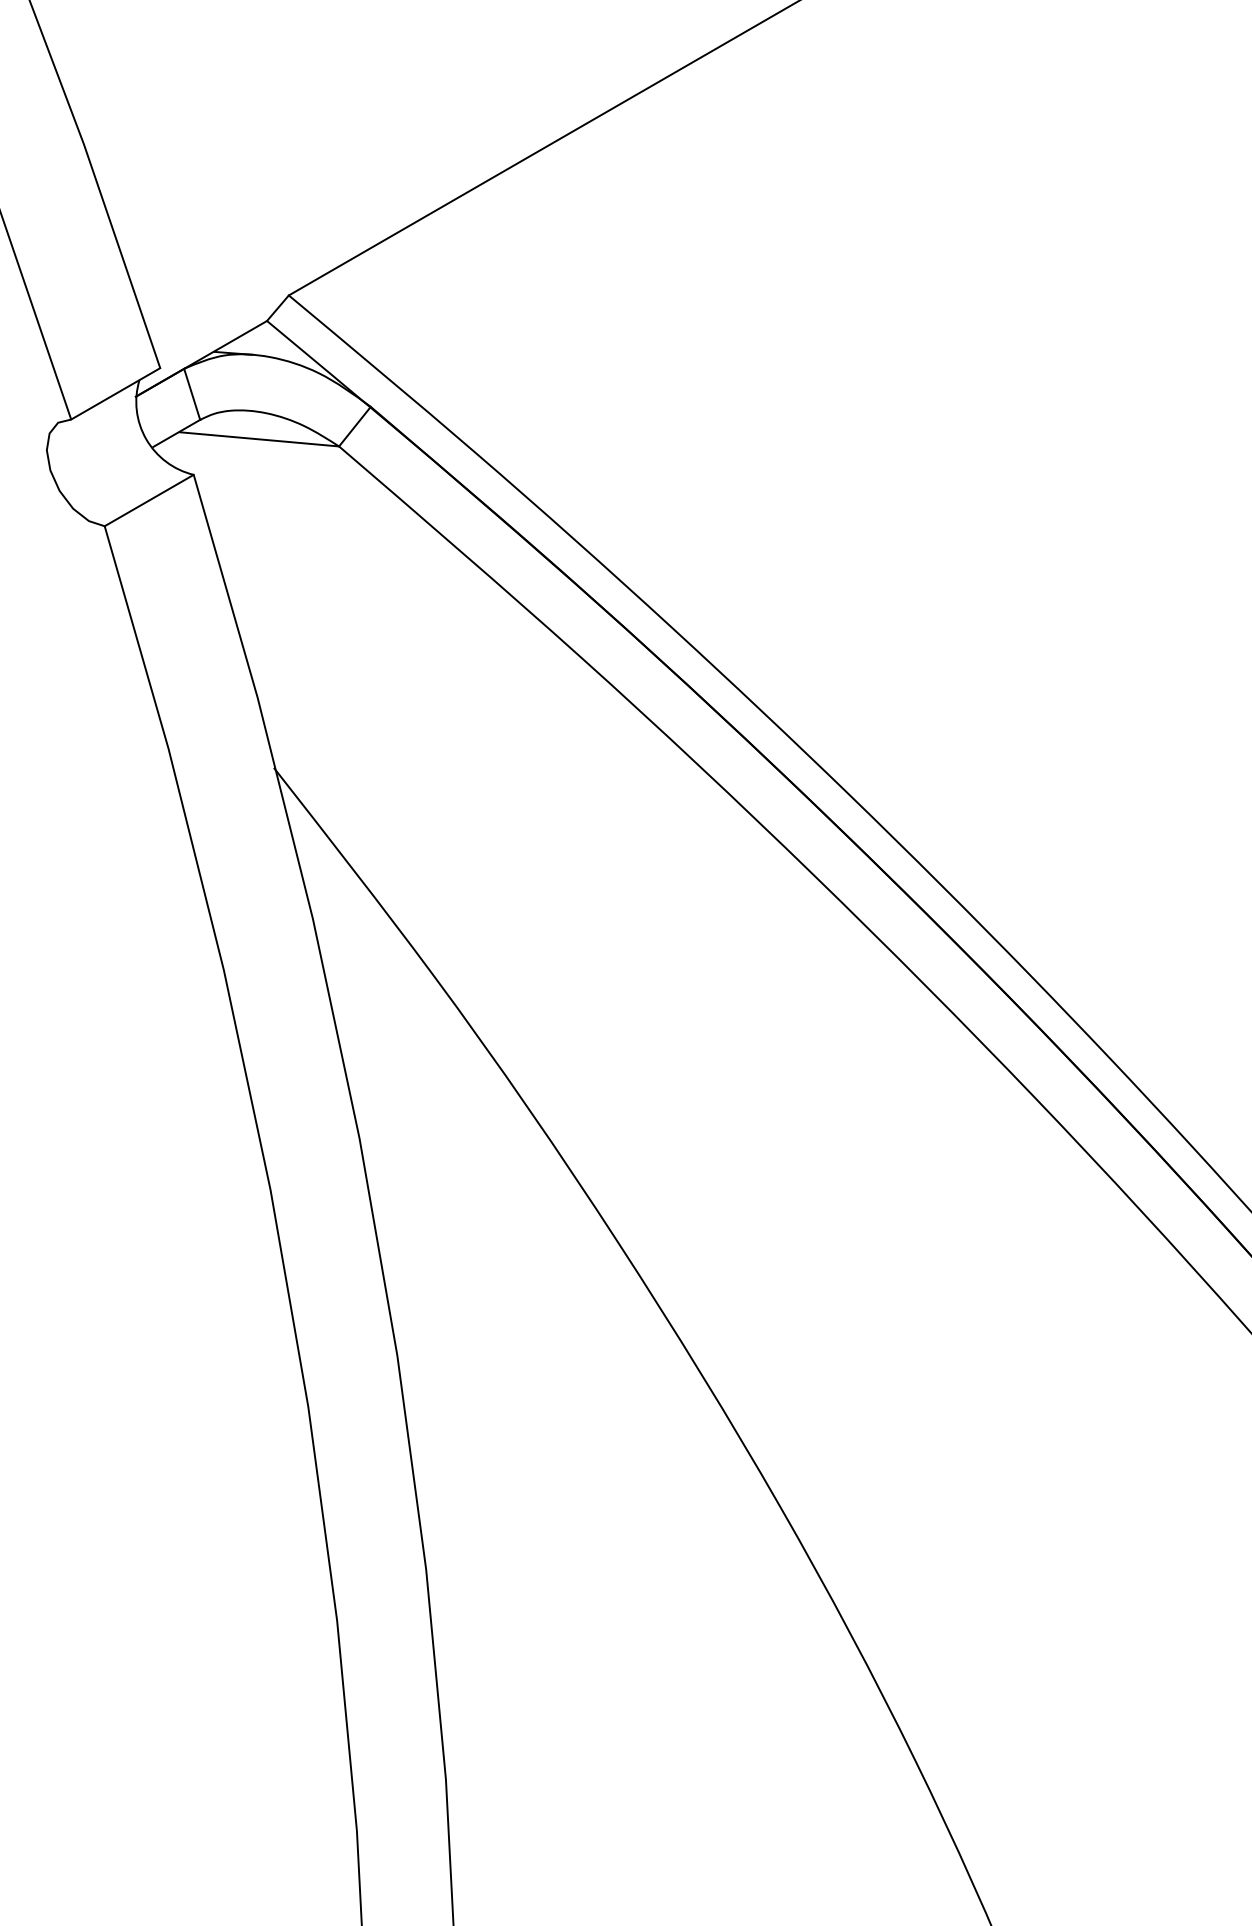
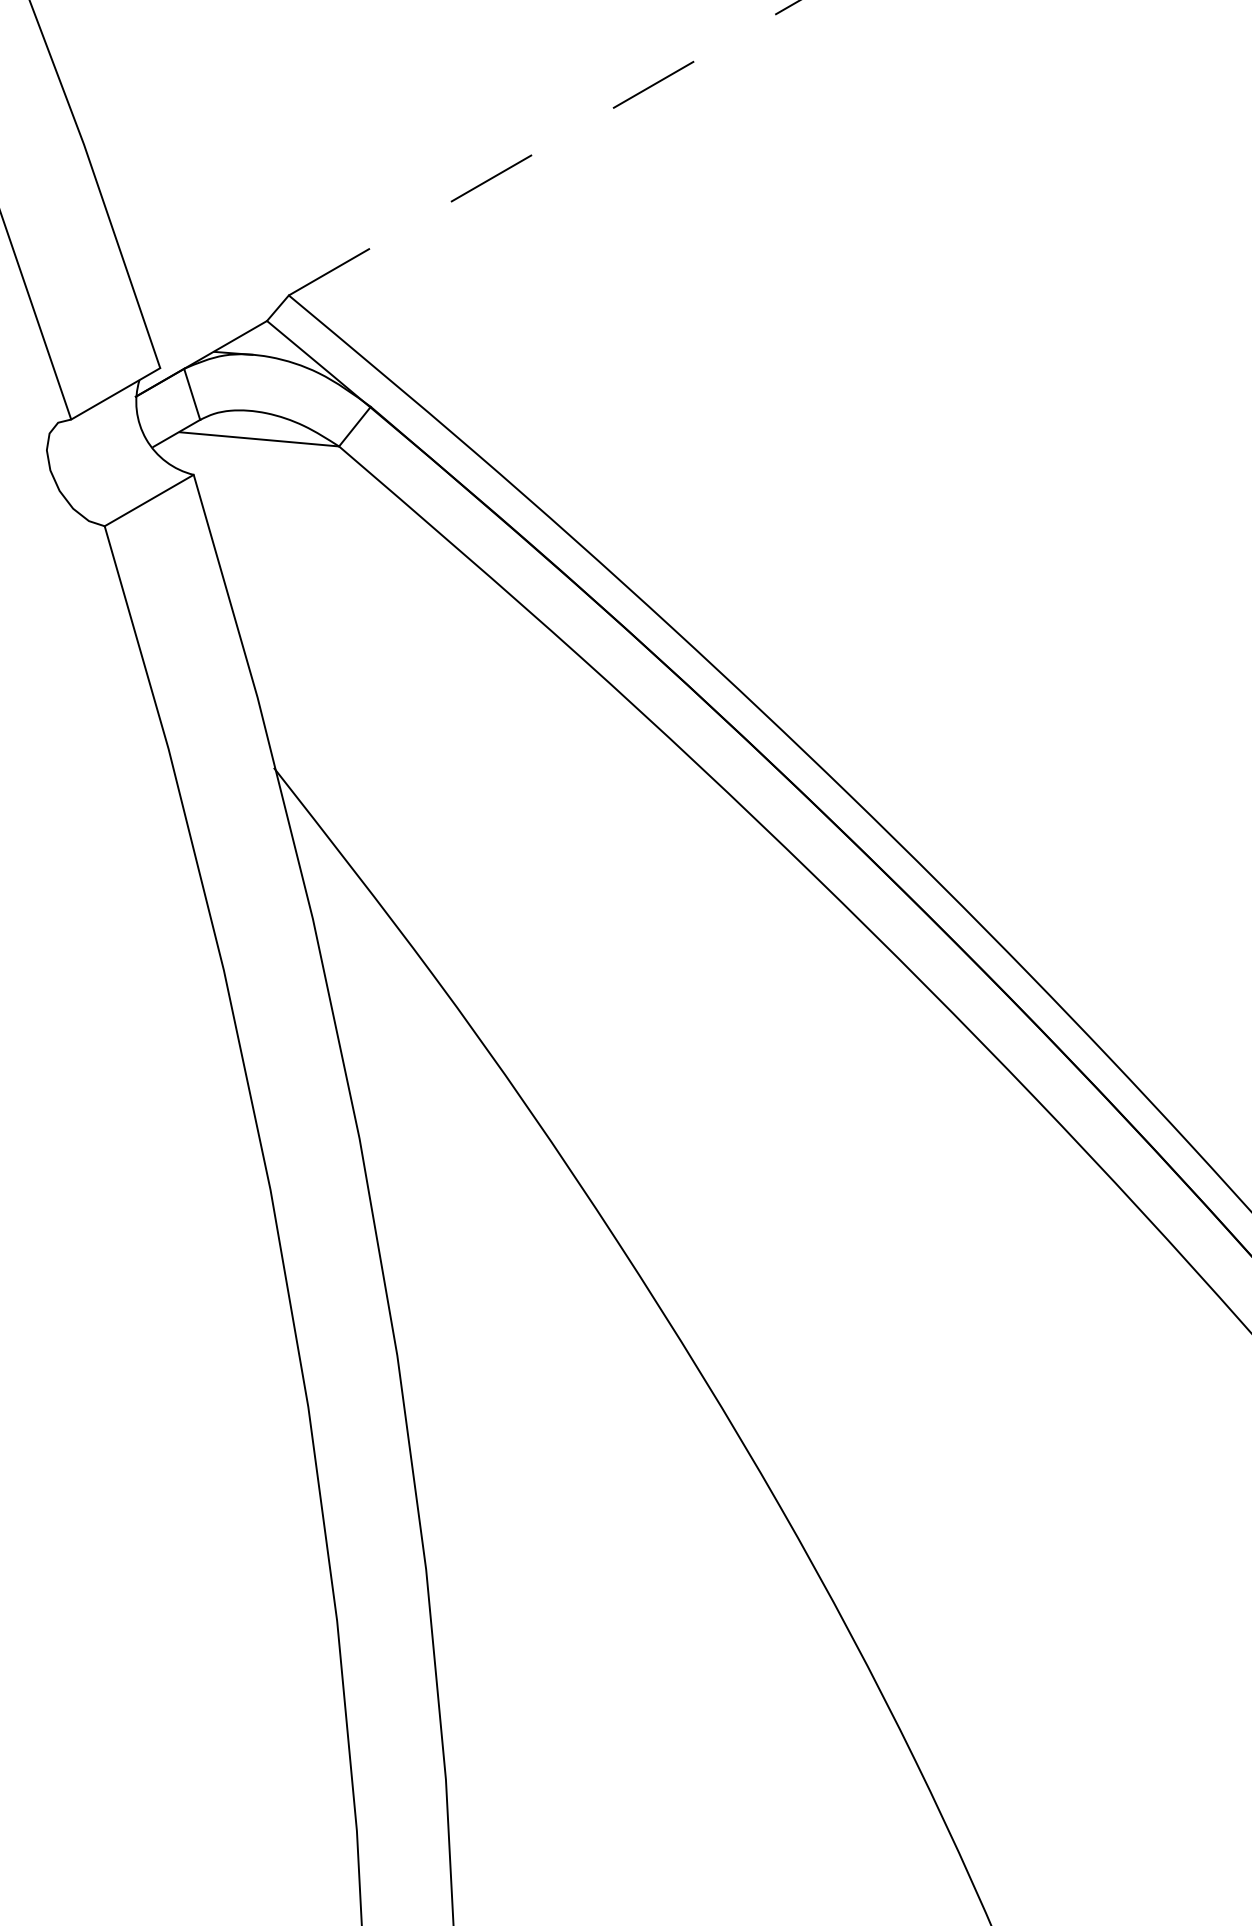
line: solid -> dashed (545, 147)
